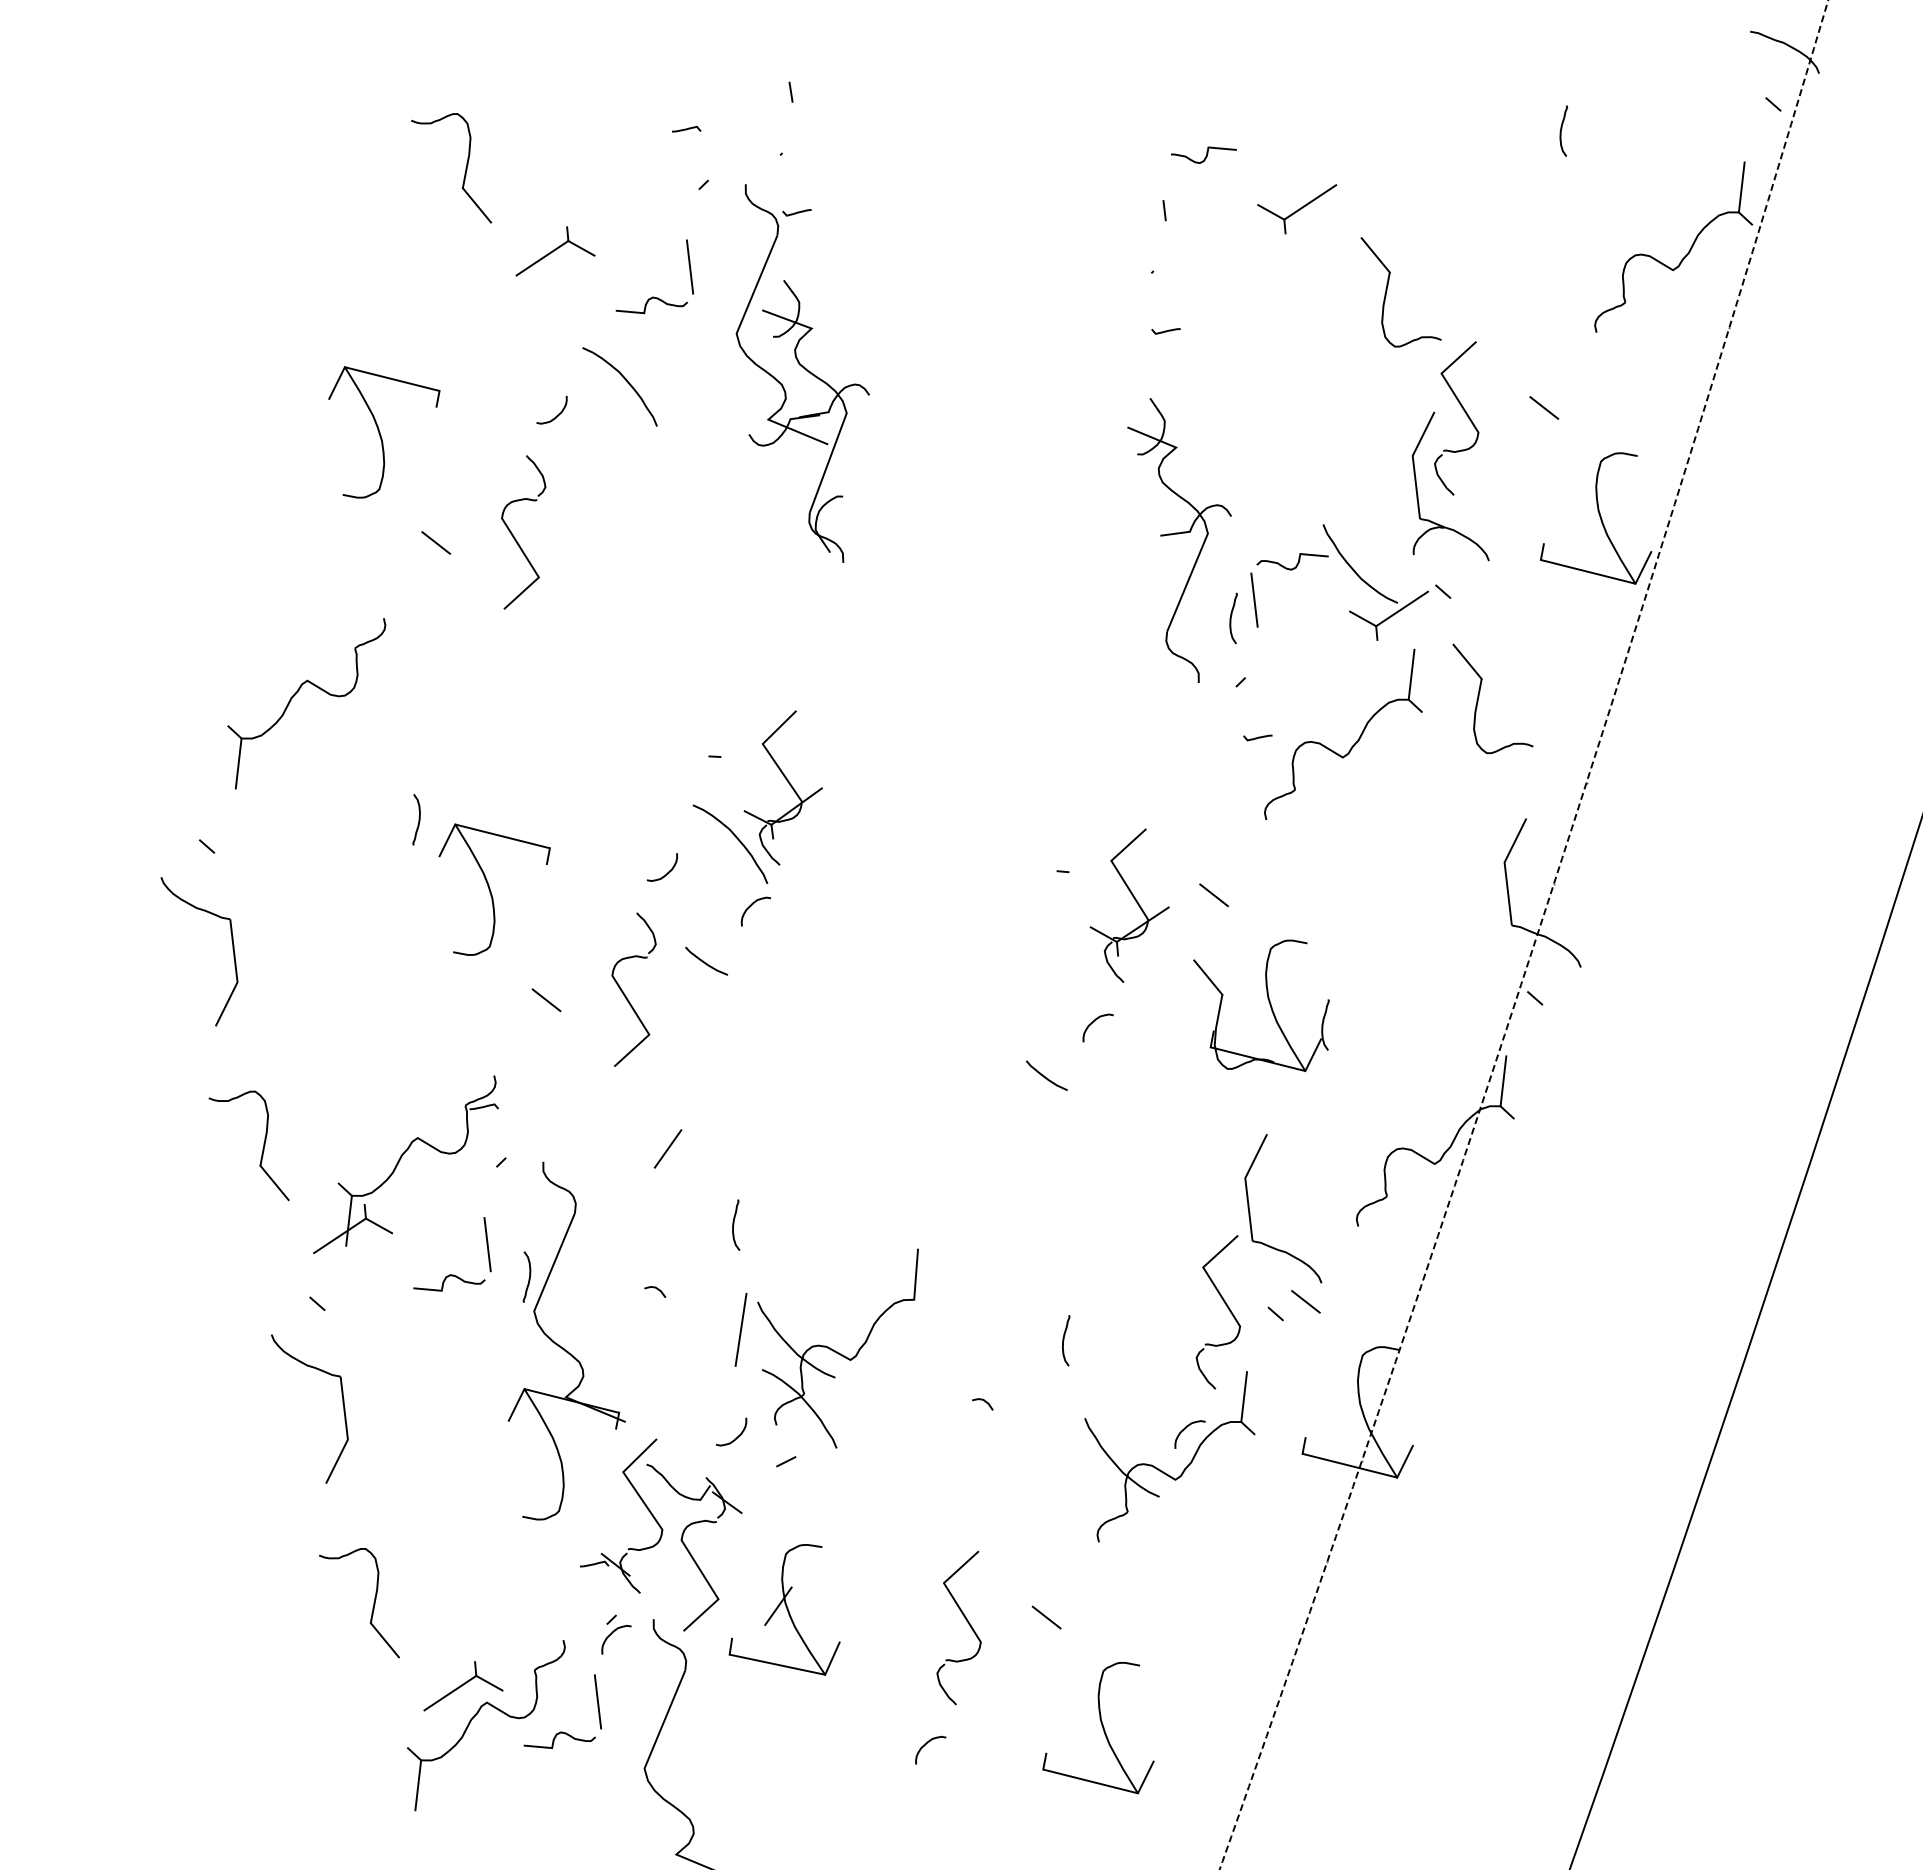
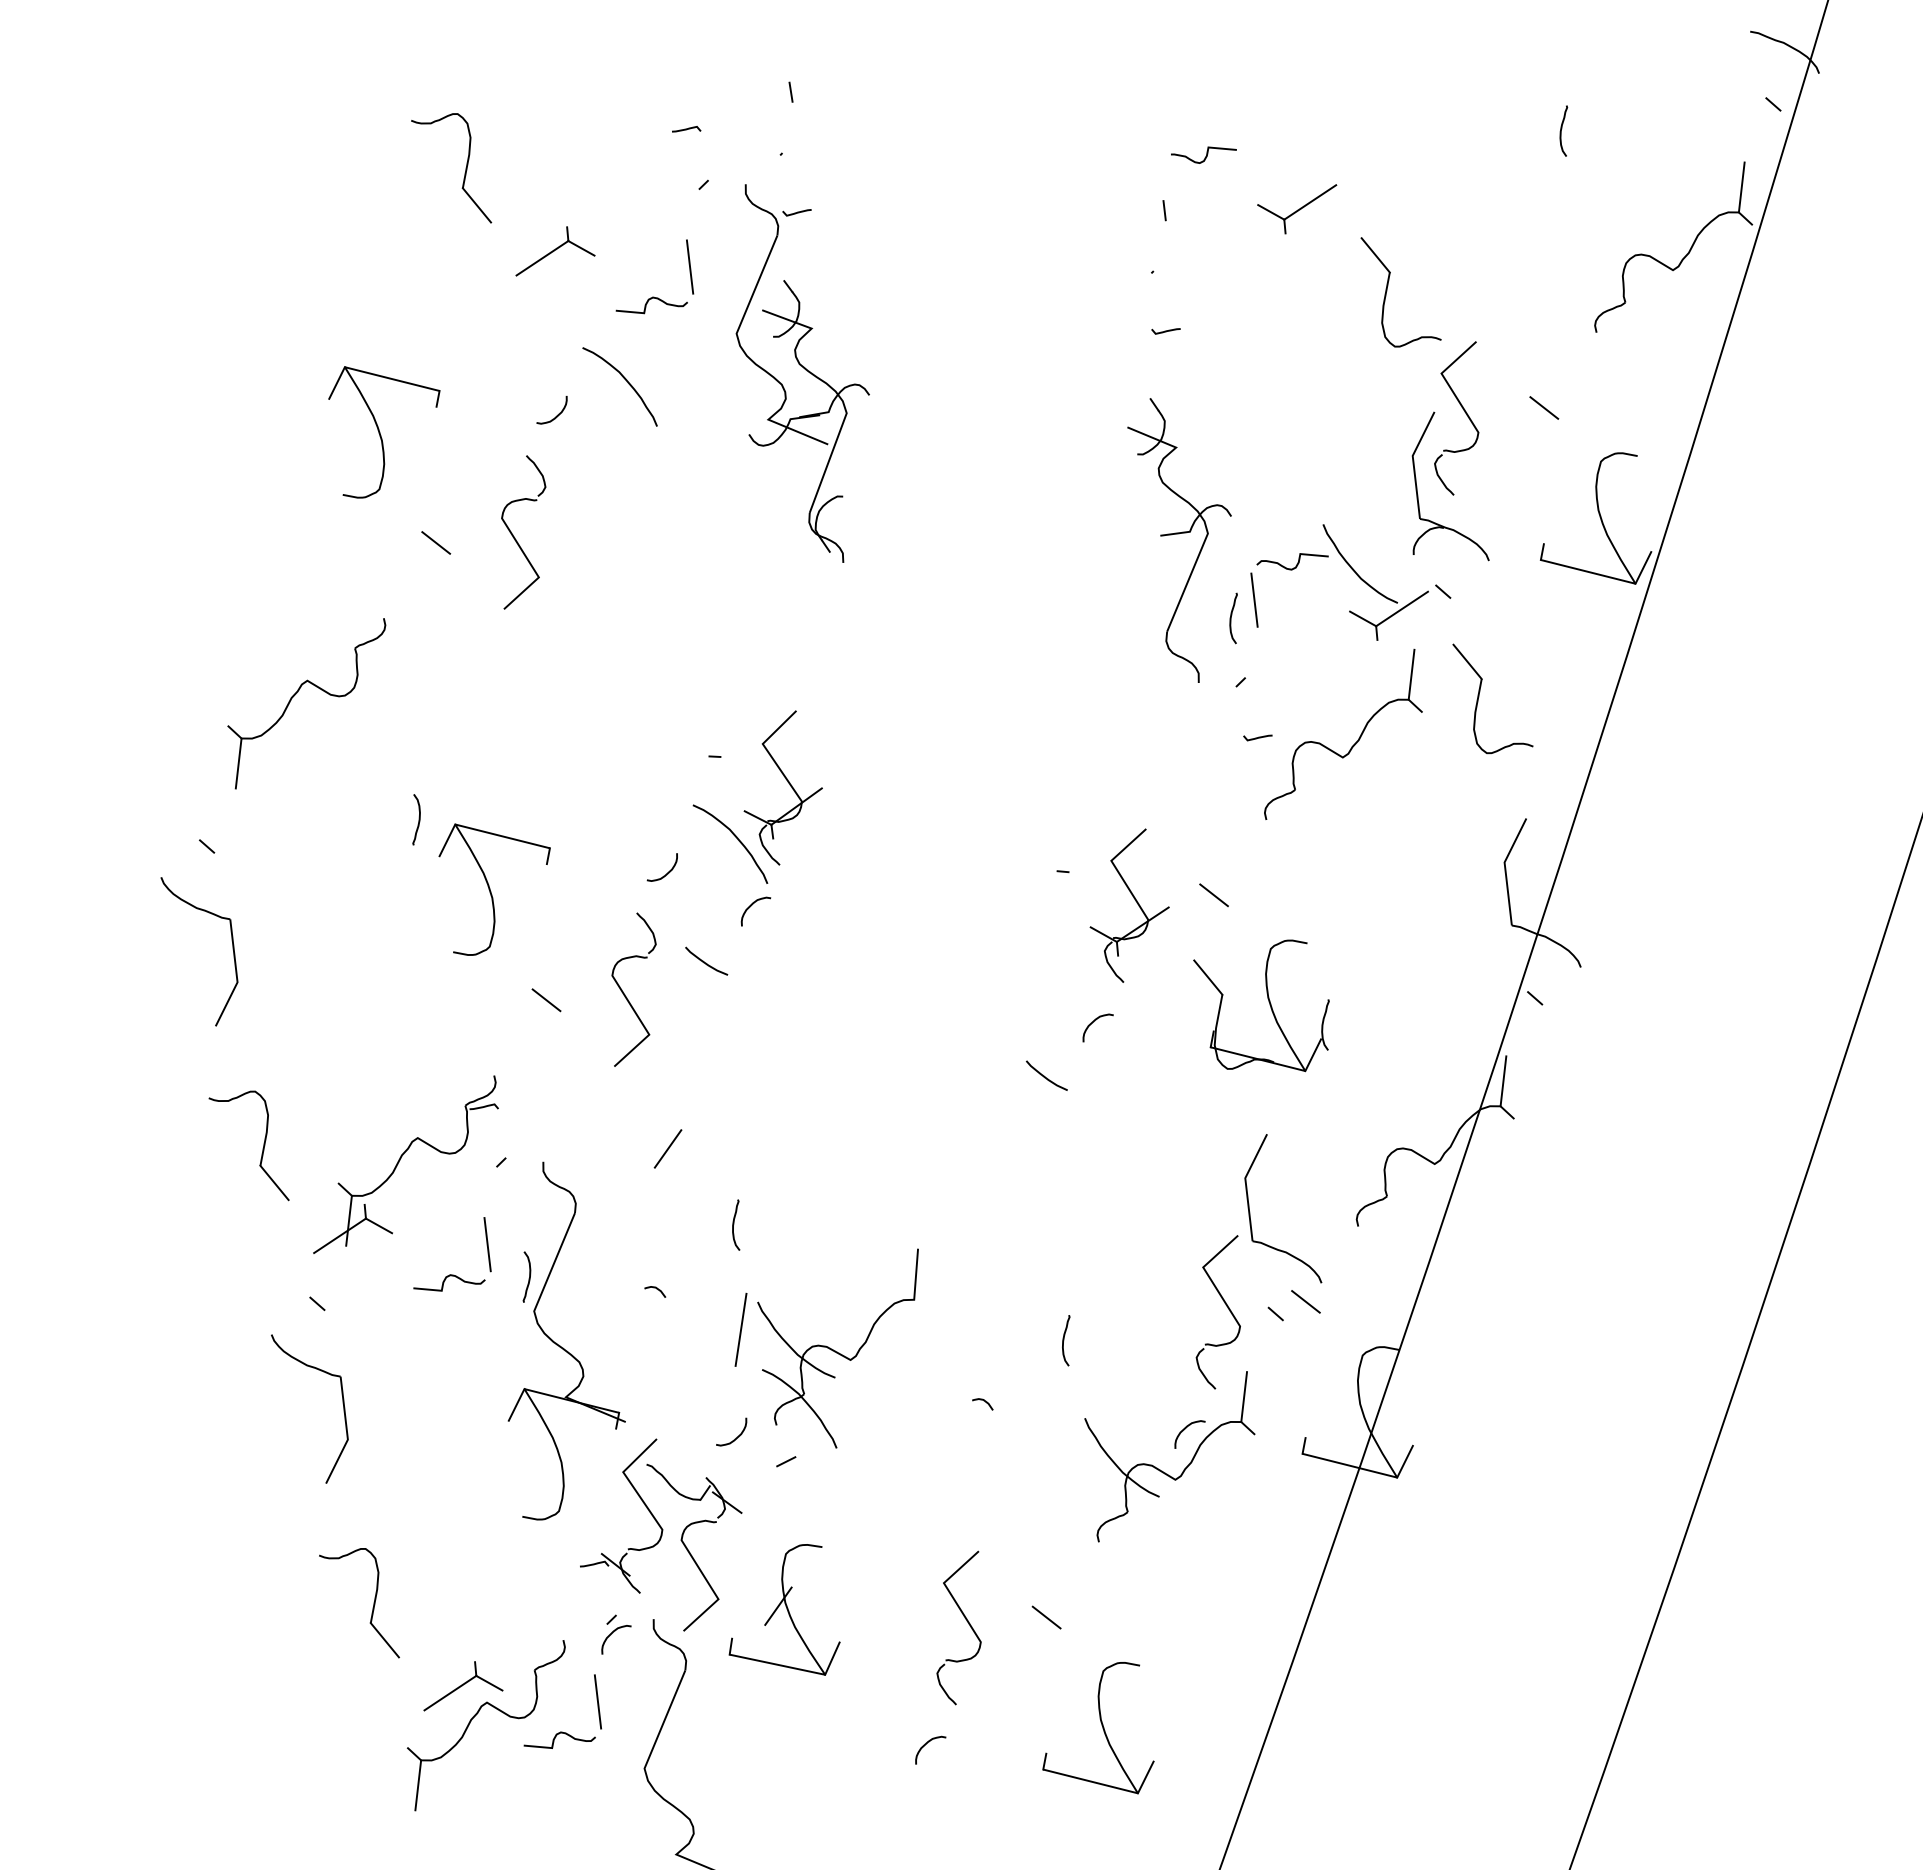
arc: dashed -> solid (1536, 936)
